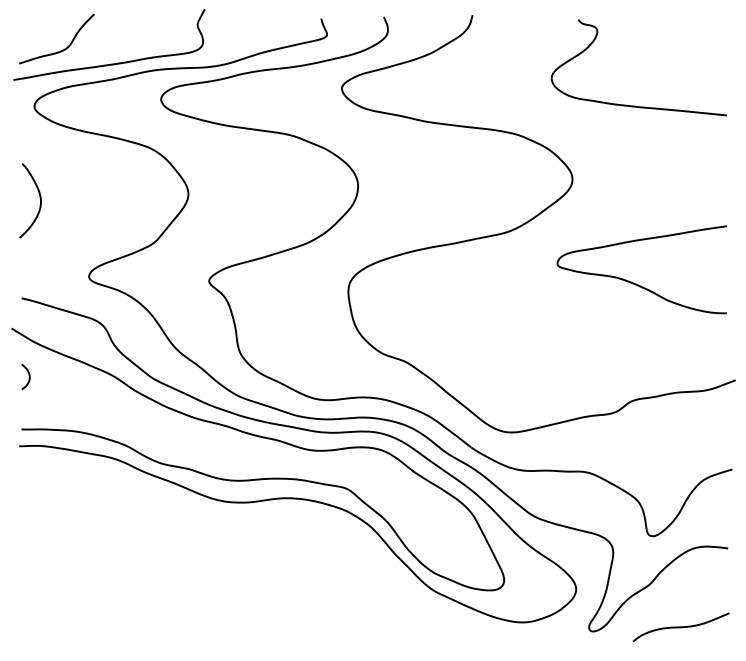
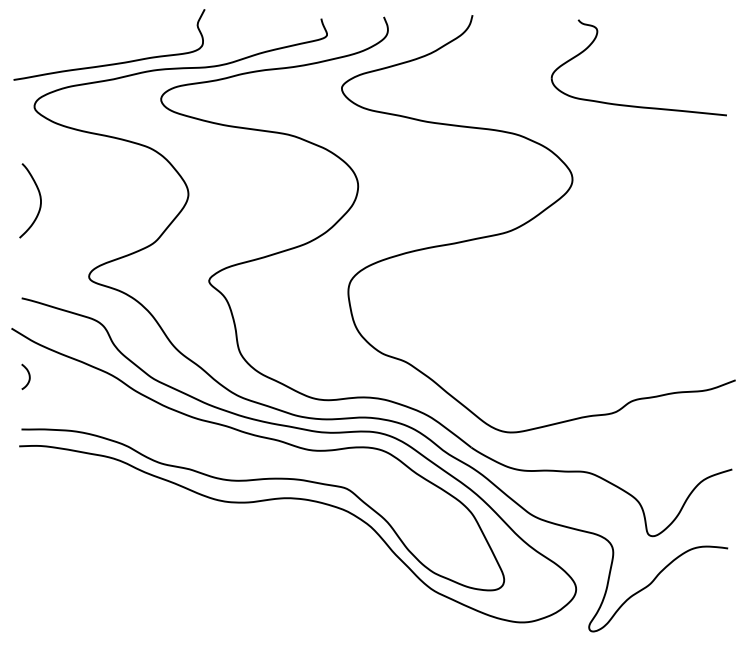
curve: present -> none (62, 49)
curve: present -> none (636, 283)
curve: present -> none (680, 627)
